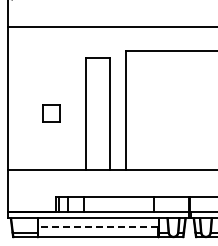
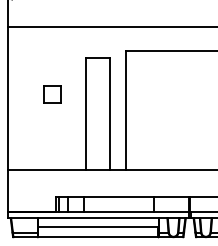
part position: (51, 113) -> (52, 94) (52, 94)
line: dashed -> solid (97, 227)
